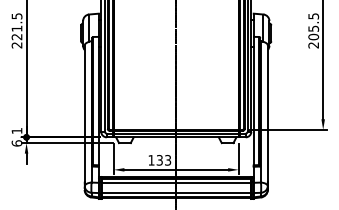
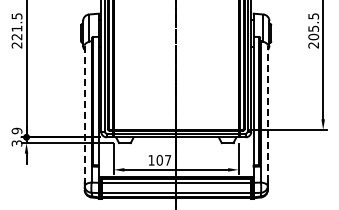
line: solid -> dashed (267, 113)
line: solid -> dashed (84, 114)
text: 6.1 -> 3.9 (16, 136)
text: 133 -> 107 (163, 160)
